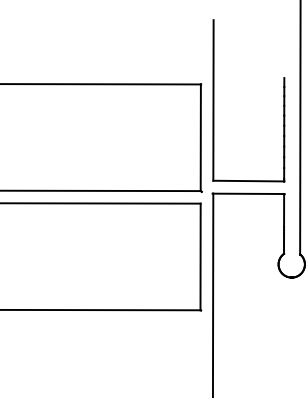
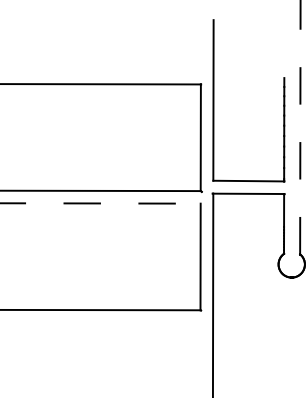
line: solid -> dashed (300, 127)
line: solid -> dashed (100, 203)
